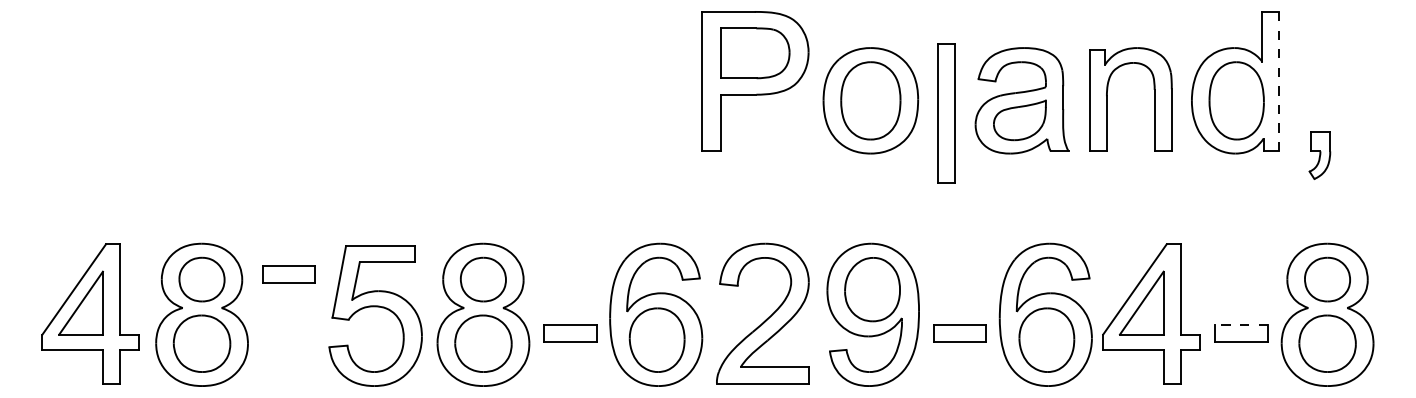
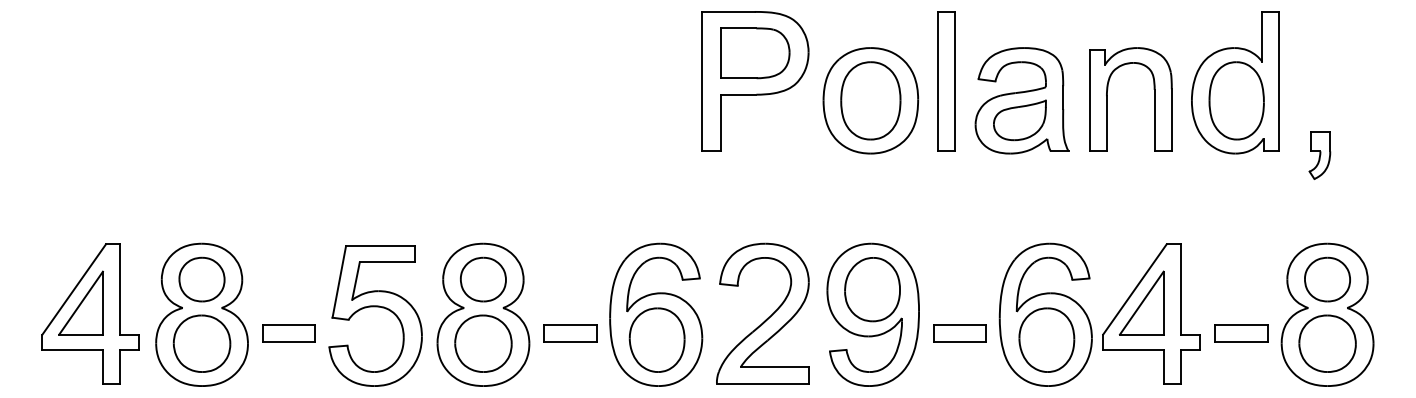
line: dashed -> solid (1279, 81)
part position: (946, 113) -> (946, 81) (946, 81)
part position: (288, 274) -> (288, 333) (288, 333)
line: dashed -> solid (1240, 324)
